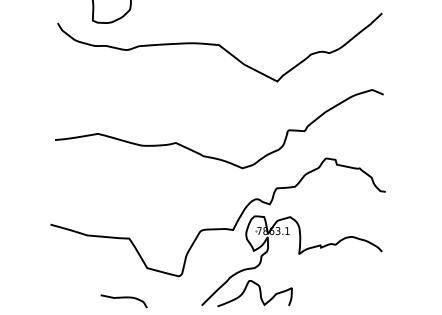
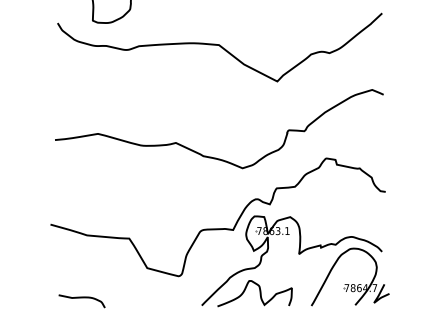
part: none -> present (349, 284)
curve position: (123, 298) -> (81, 298) (81, 298)
